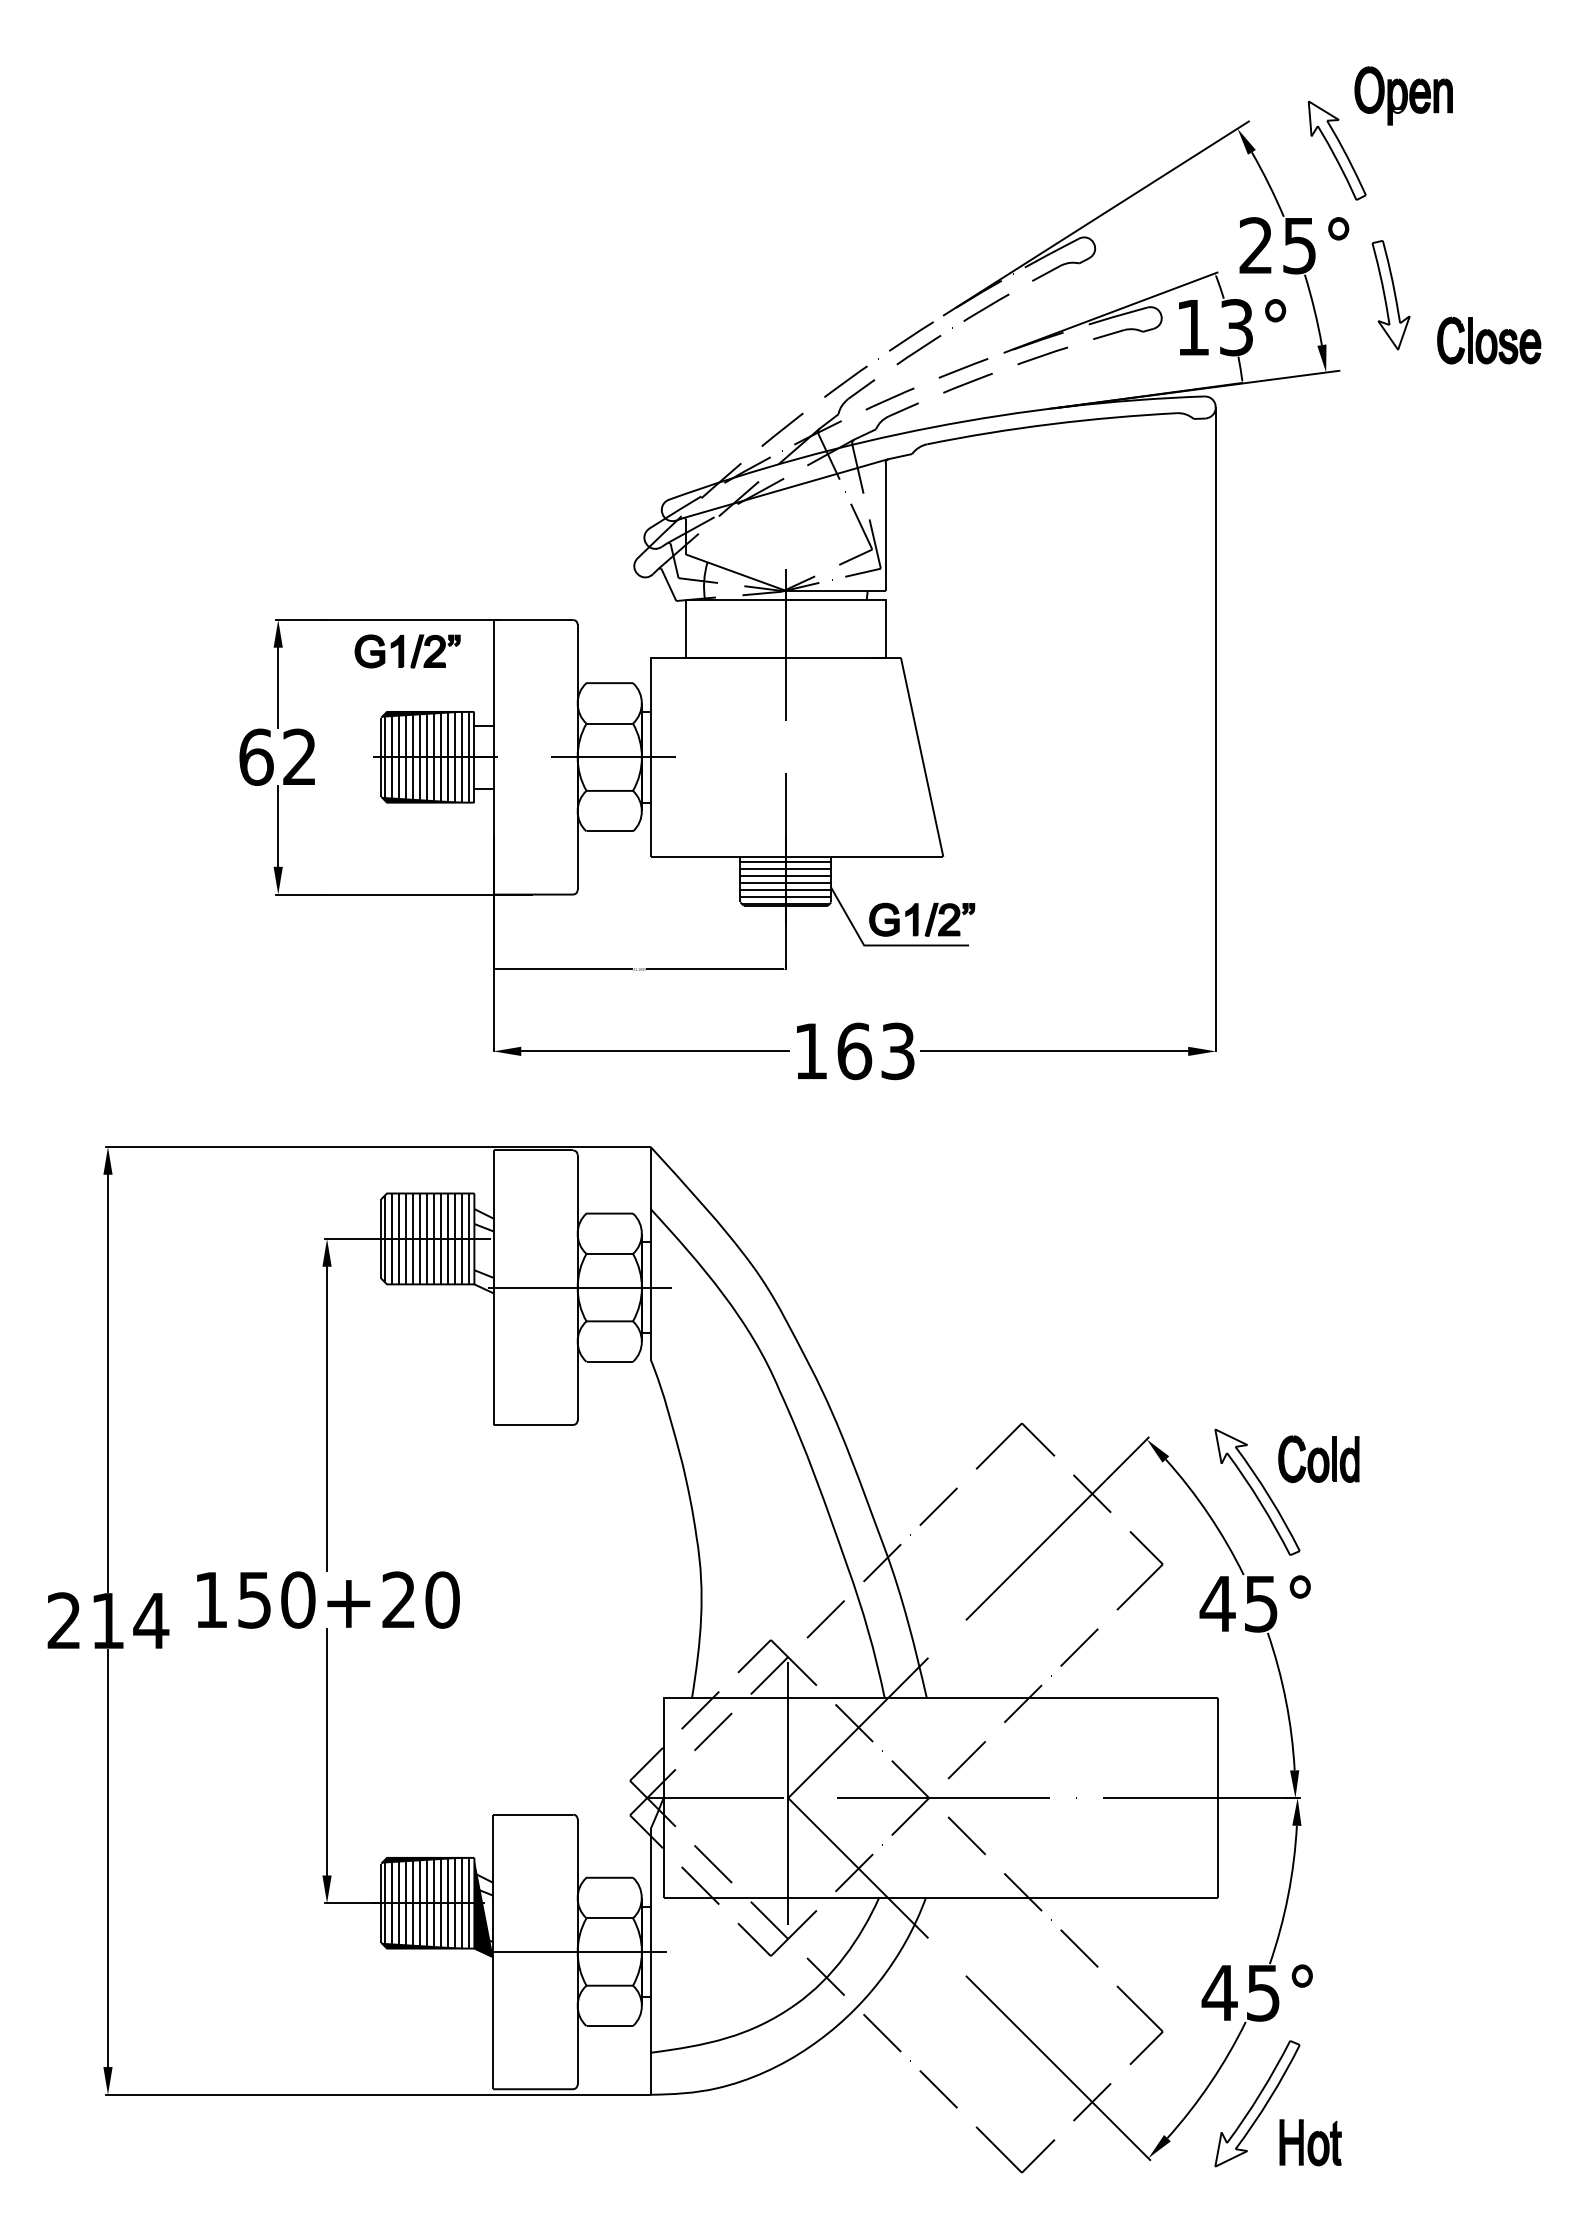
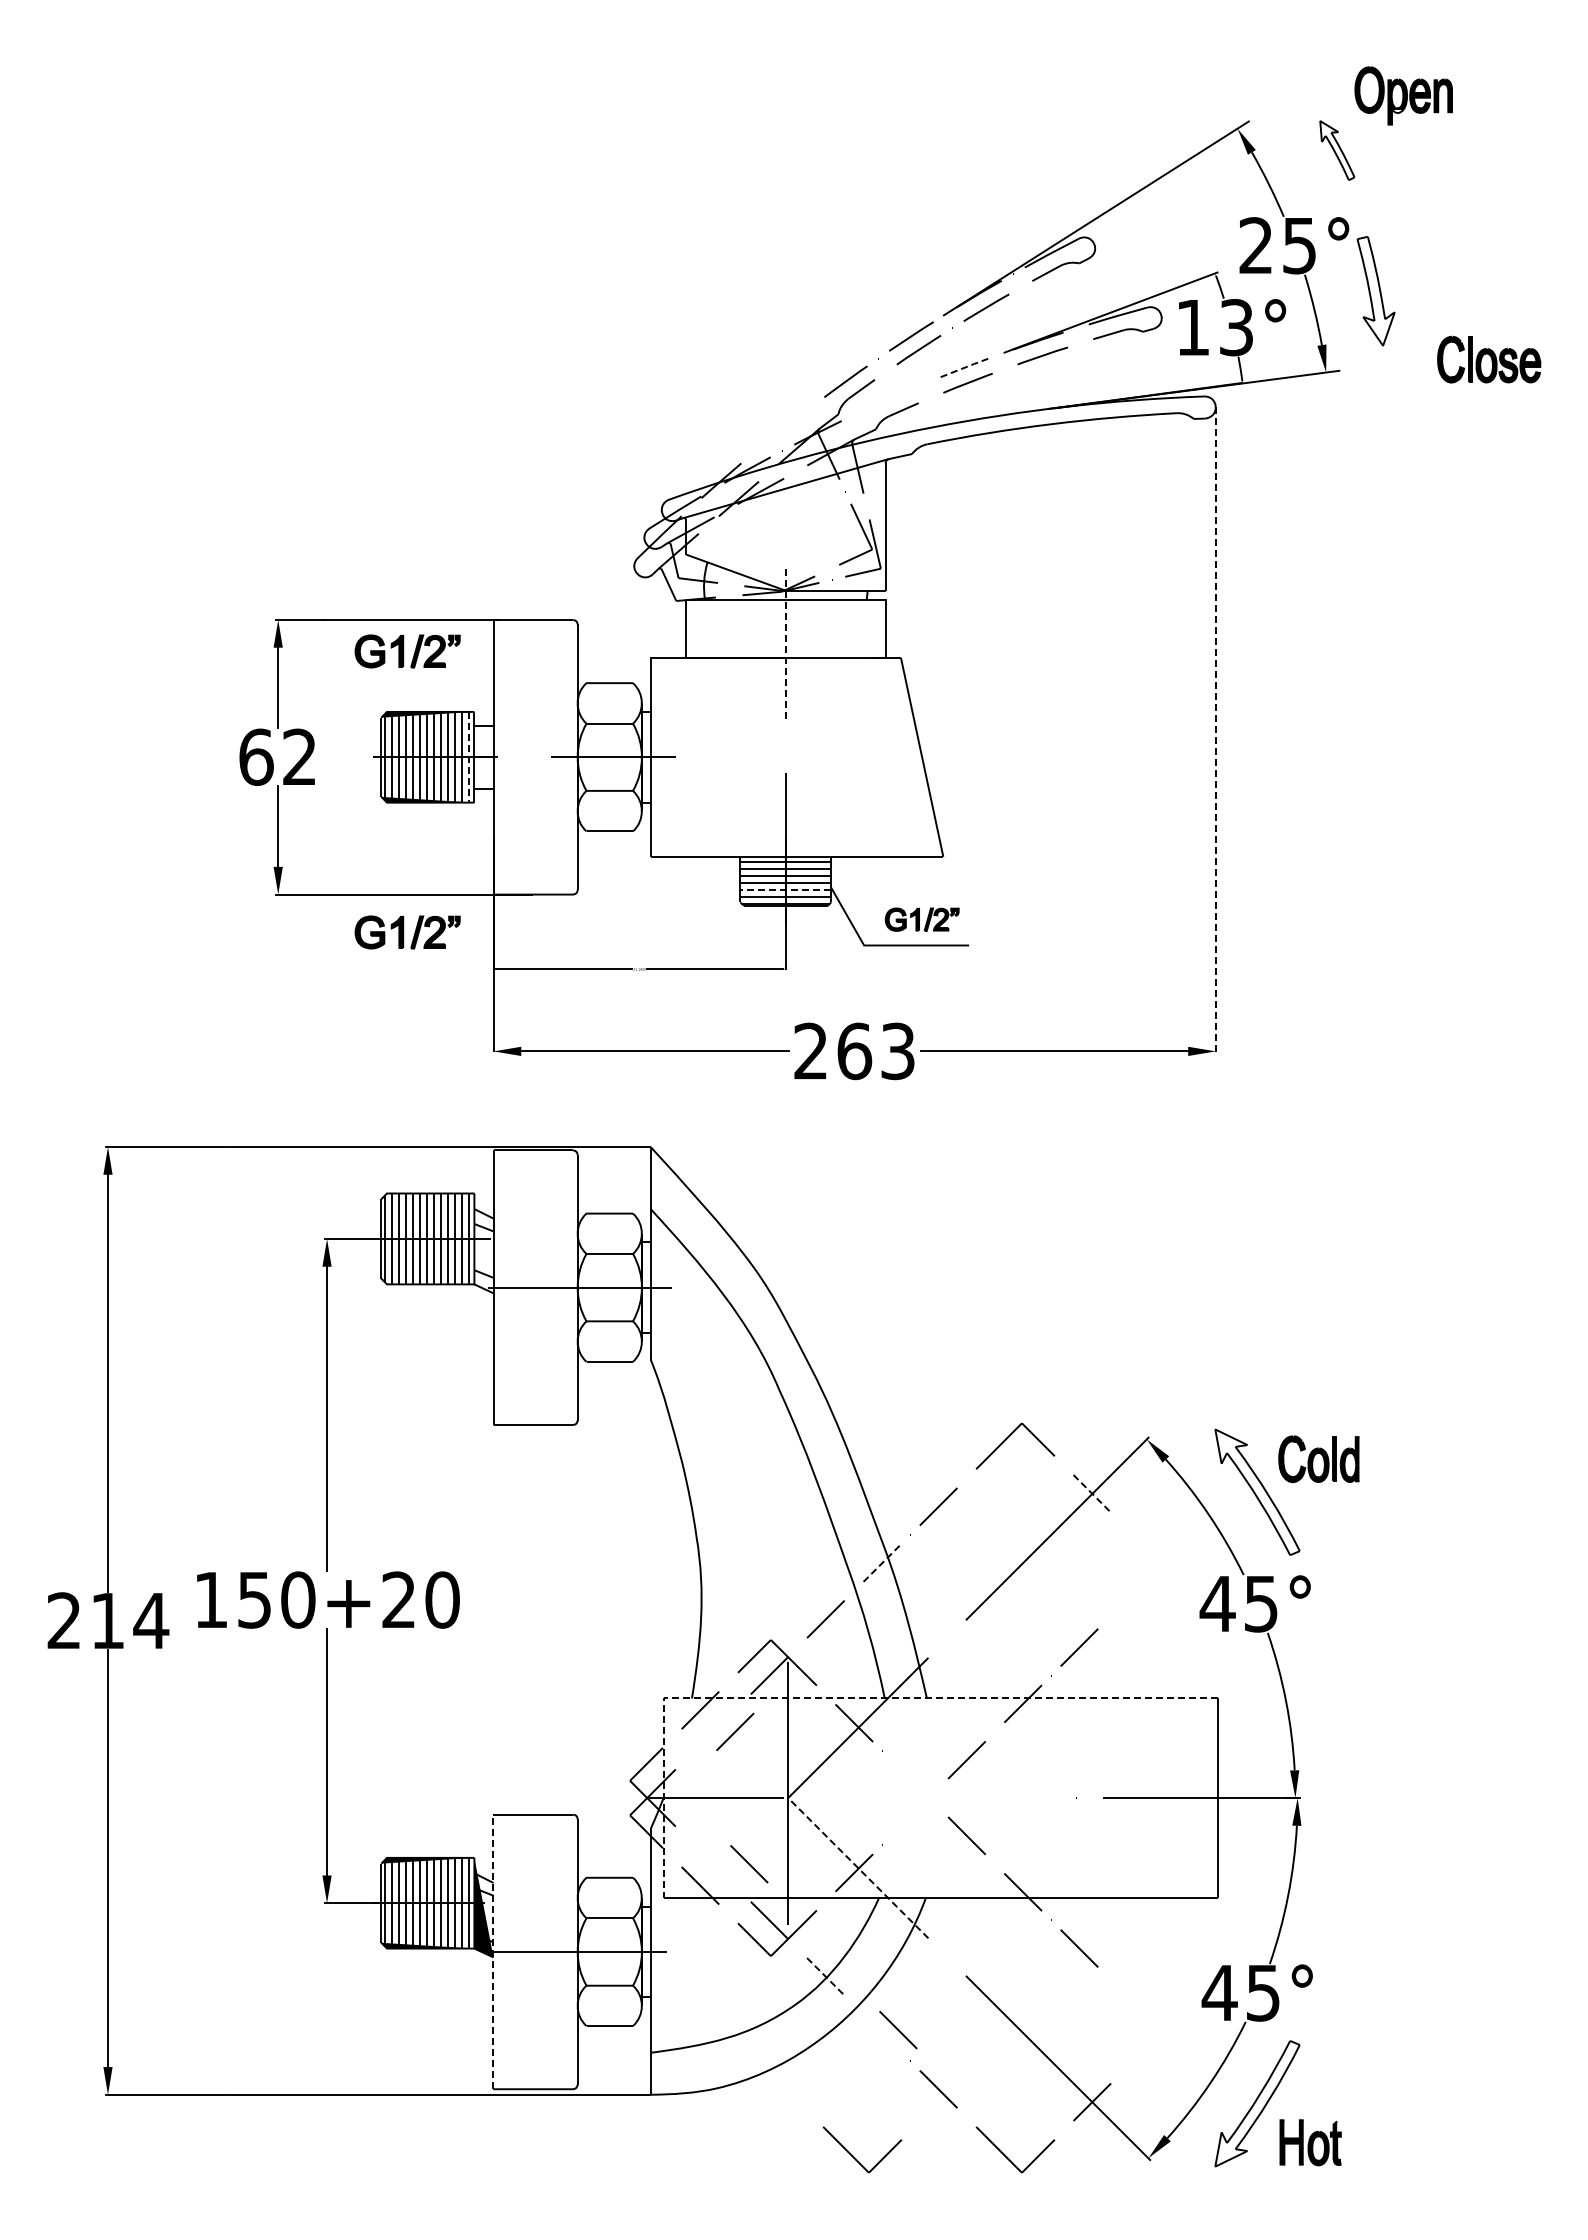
part size: 59x101 px -> 37x61 px (1337, 150)
part position: (1390, 295) -> (1375, 291) (1375, 291)
part position: (1489, 340) -> (1489, 359) (1489, 359)
line: solid -> dashed (963, 368)
line: present -> none (889, 398)
line: present -> none (782, 429)
line: solid -> dashed (785, 644)
line: solid -> dashed (1215, 729)
line: solid -> dashed (469, 757)
line: solid -> dashed (785, 890)
part size: 107x35 px -> 76x25 px (921, 919)
part: none -> present (407, 932)
text: 163 -> 263 (810, 1050)
line: solid -> dashed (1092, 1493)
line: solid -> dashed (882, 1563)
part: present -> none (1147, 1578)
line: solid -> dashed (840, 1698)
line position: (713, 1731) -> (735, 1731) (735, 1731)
part: present -> none (943, 1797)
line position: (713, 1864) -> (749, 1864) (749, 1864)
line: solid -> dashed (857, 1867)
line: solid -> dashed (493, 1951)
line: solid -> dashed (825, 1976)
part: present -> none (1147, 2017)
line position: (882, 2033) -> (898, 2030) (898, 2030)
part: none -> present (854, 2156)
